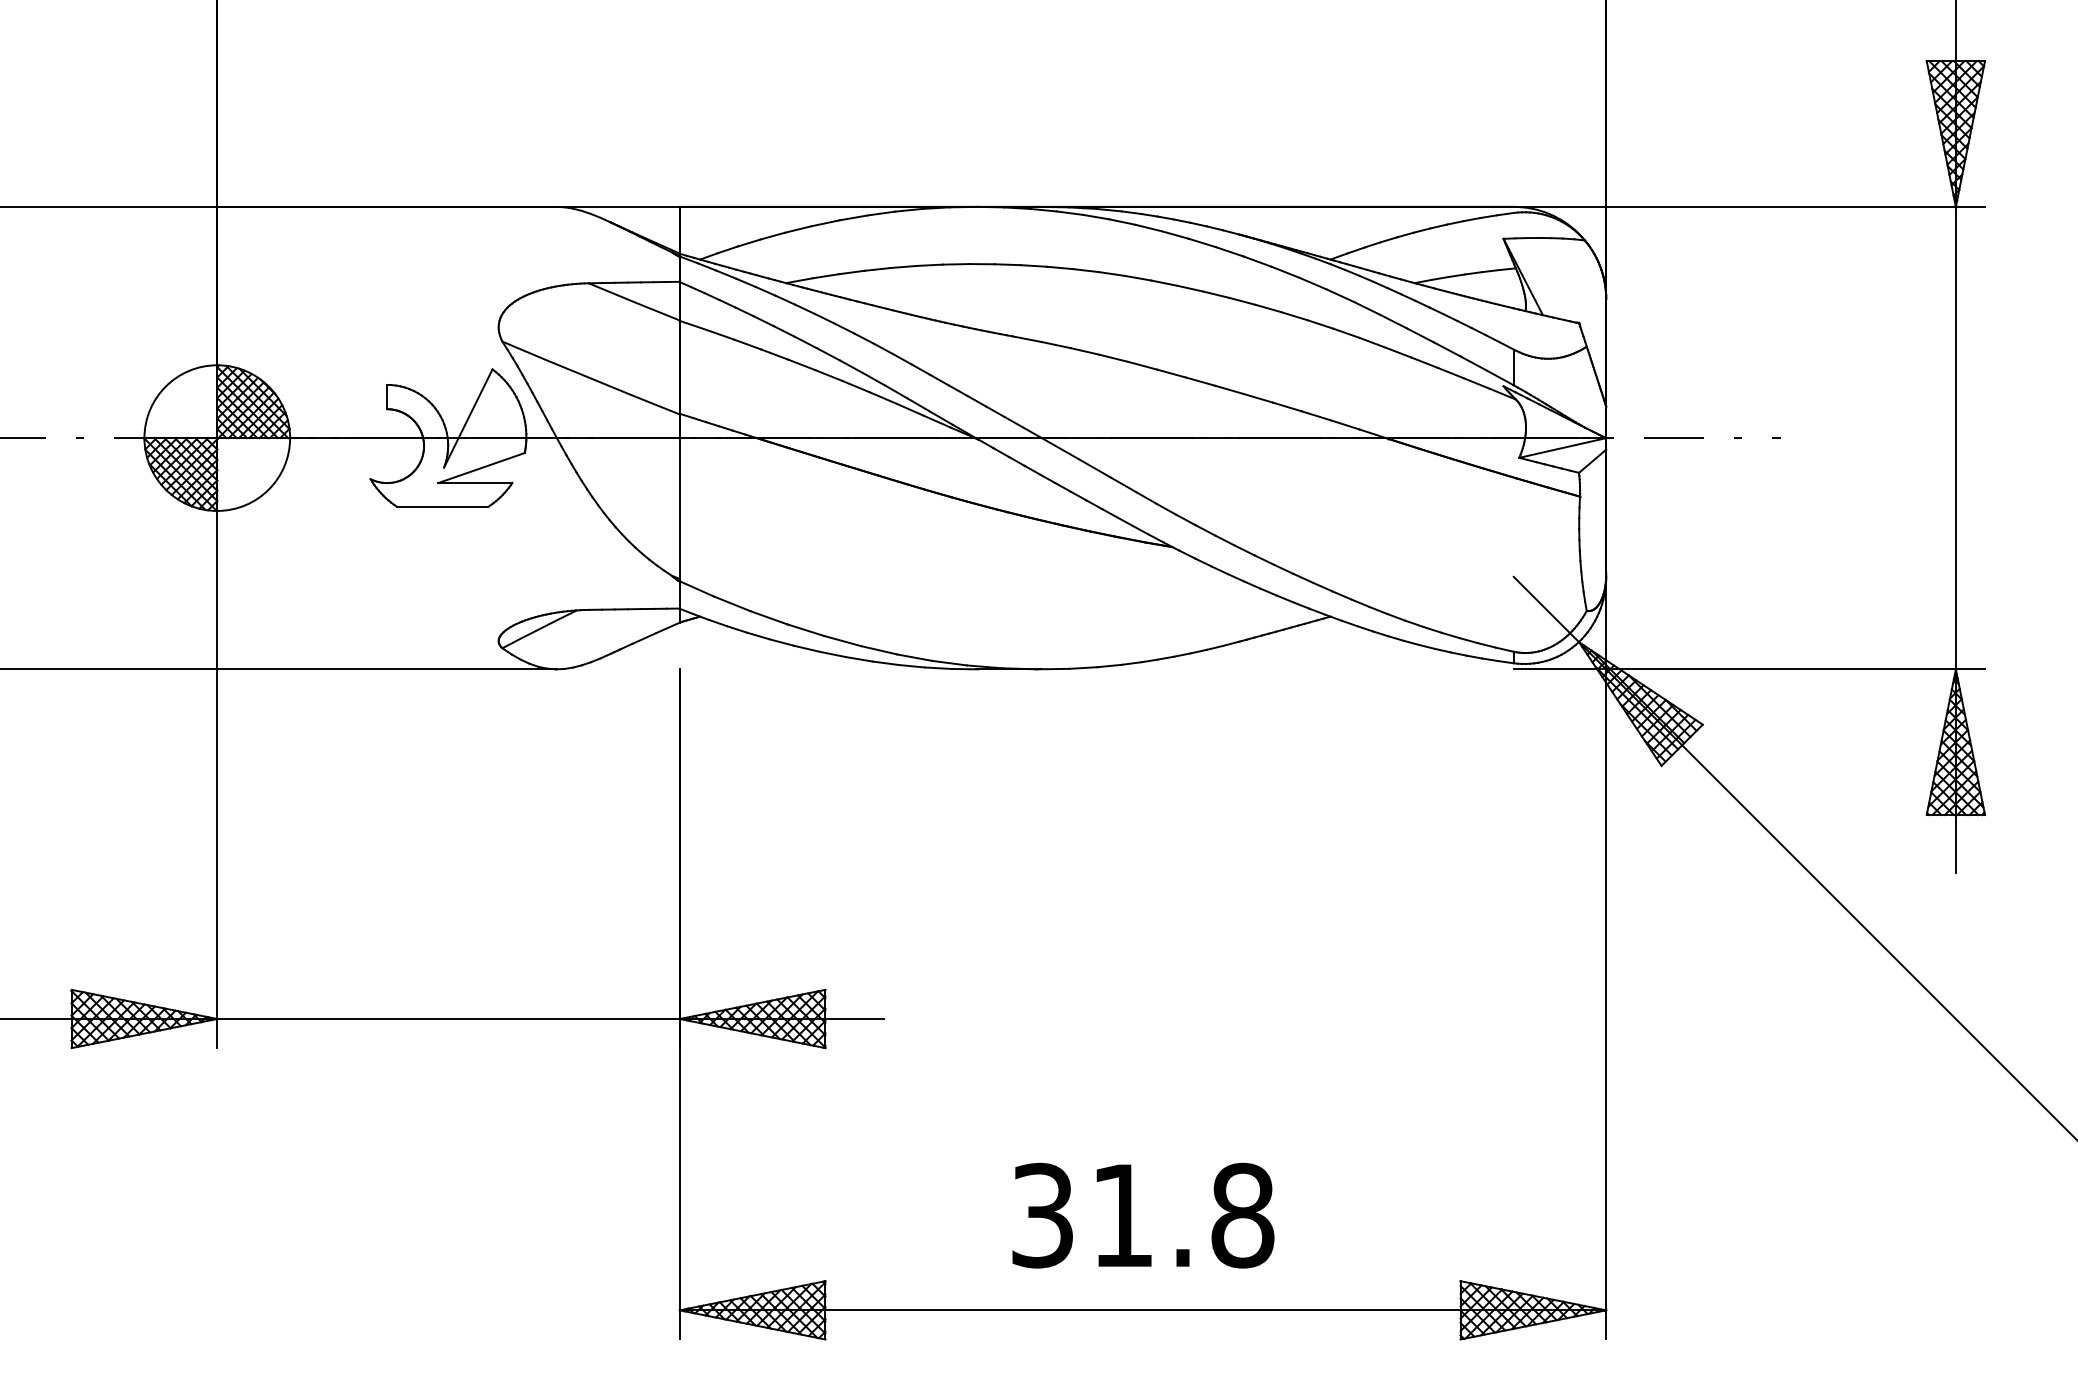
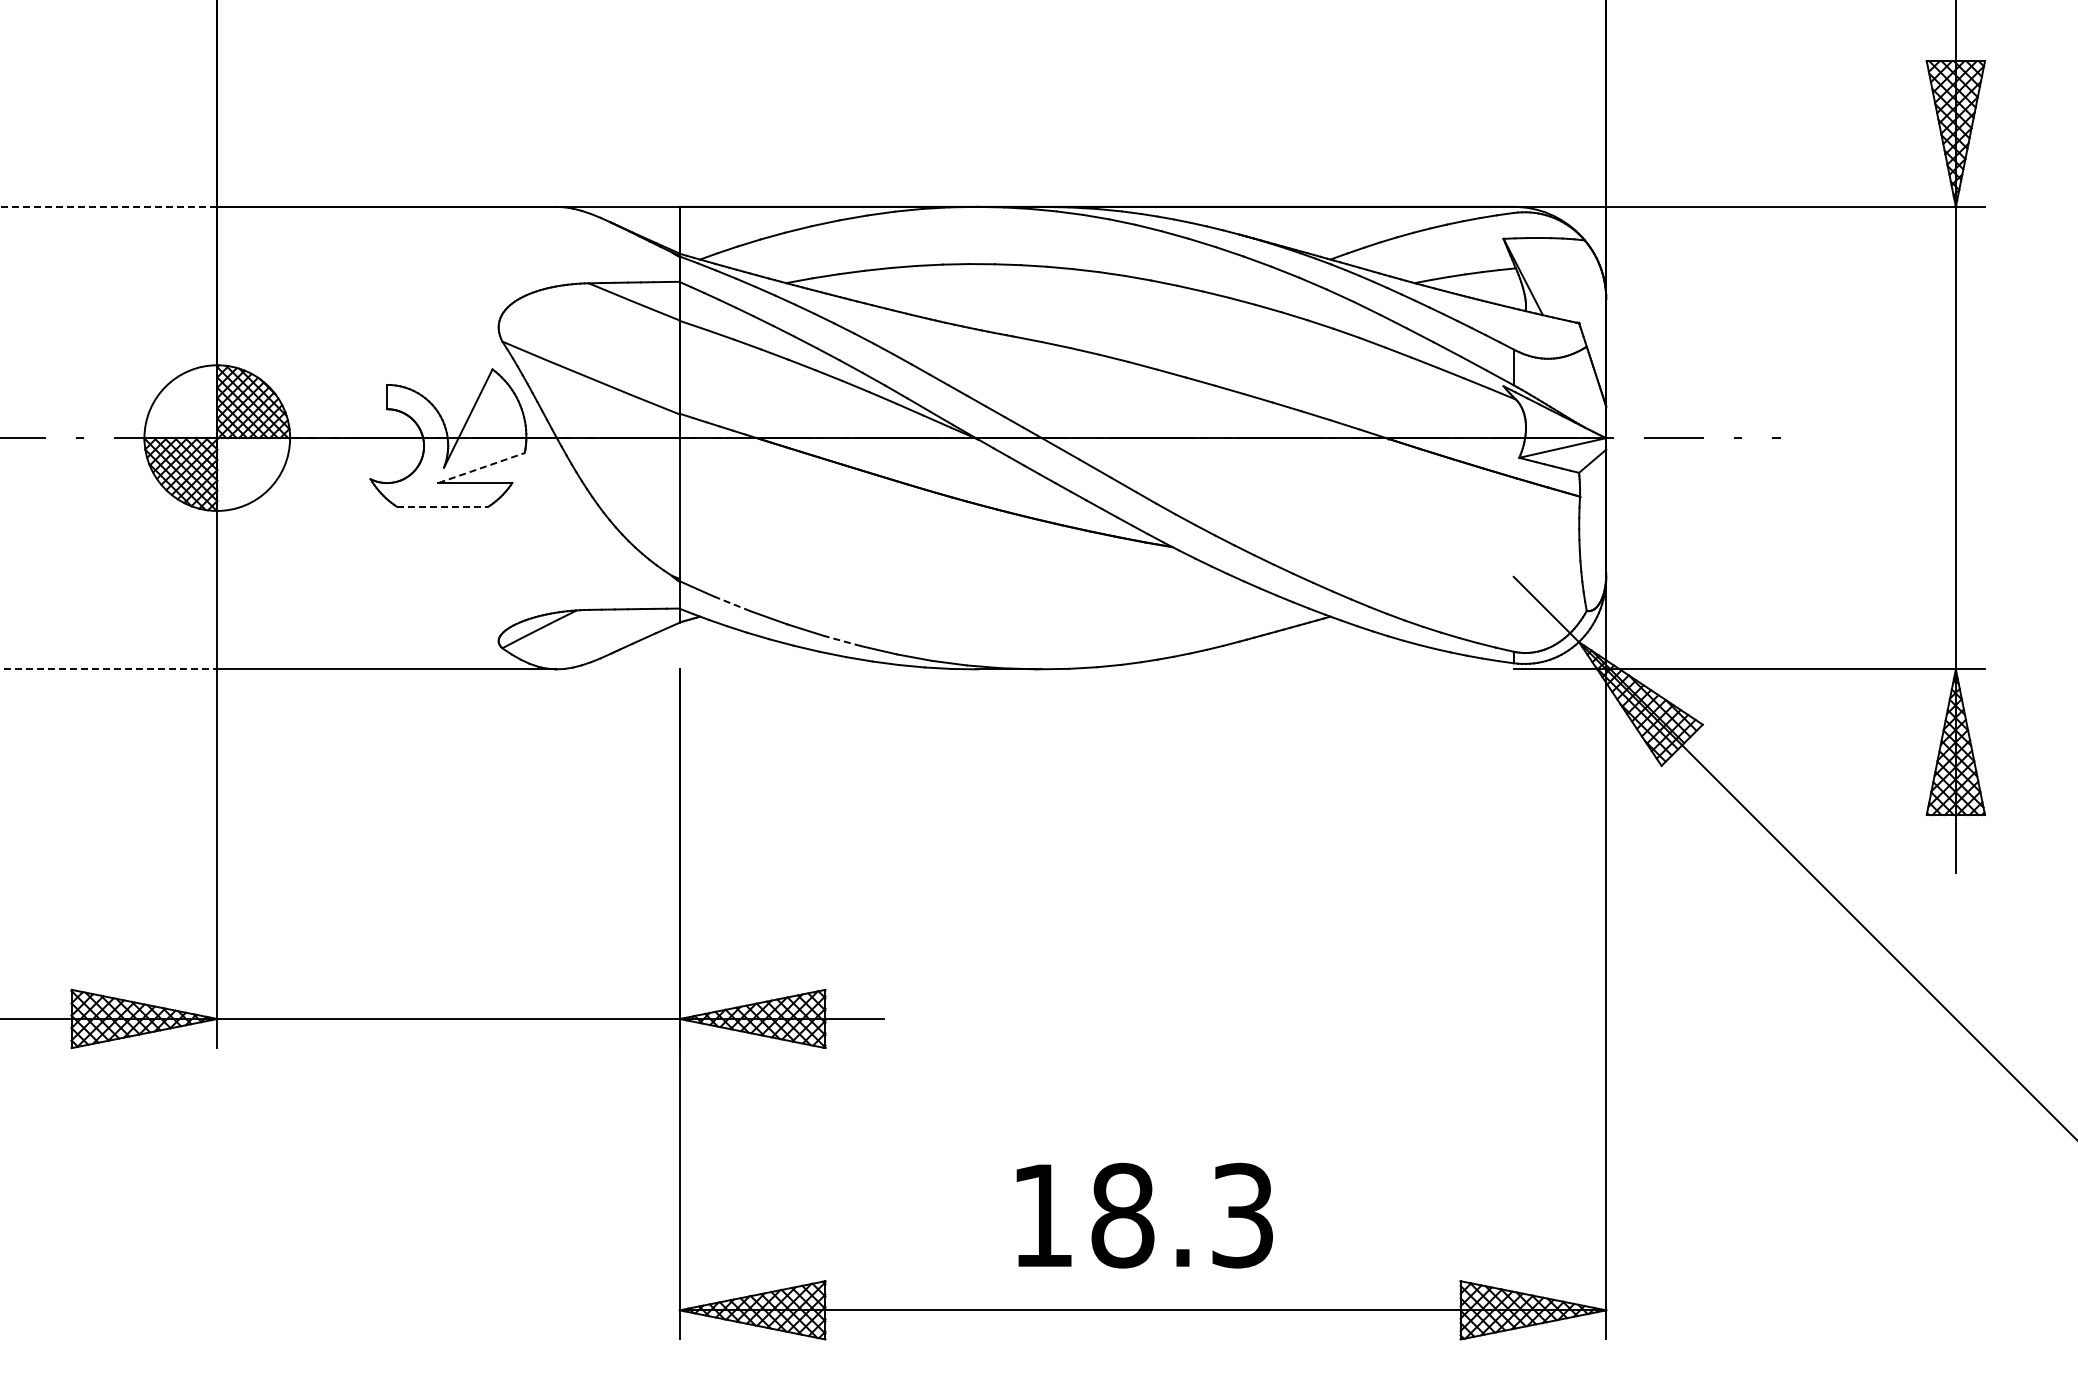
line: solid -> dashed (108, 206)
line: solid -> dashed (481, 468)
line: solid -> dashed (442, 506)
line: solid -> dashed (732, 603)
line: solid -> dashed (842, 640)
line: solid -> dashed (109, 669)
text: 31.8 -> 18.3 (1143, 1215)
